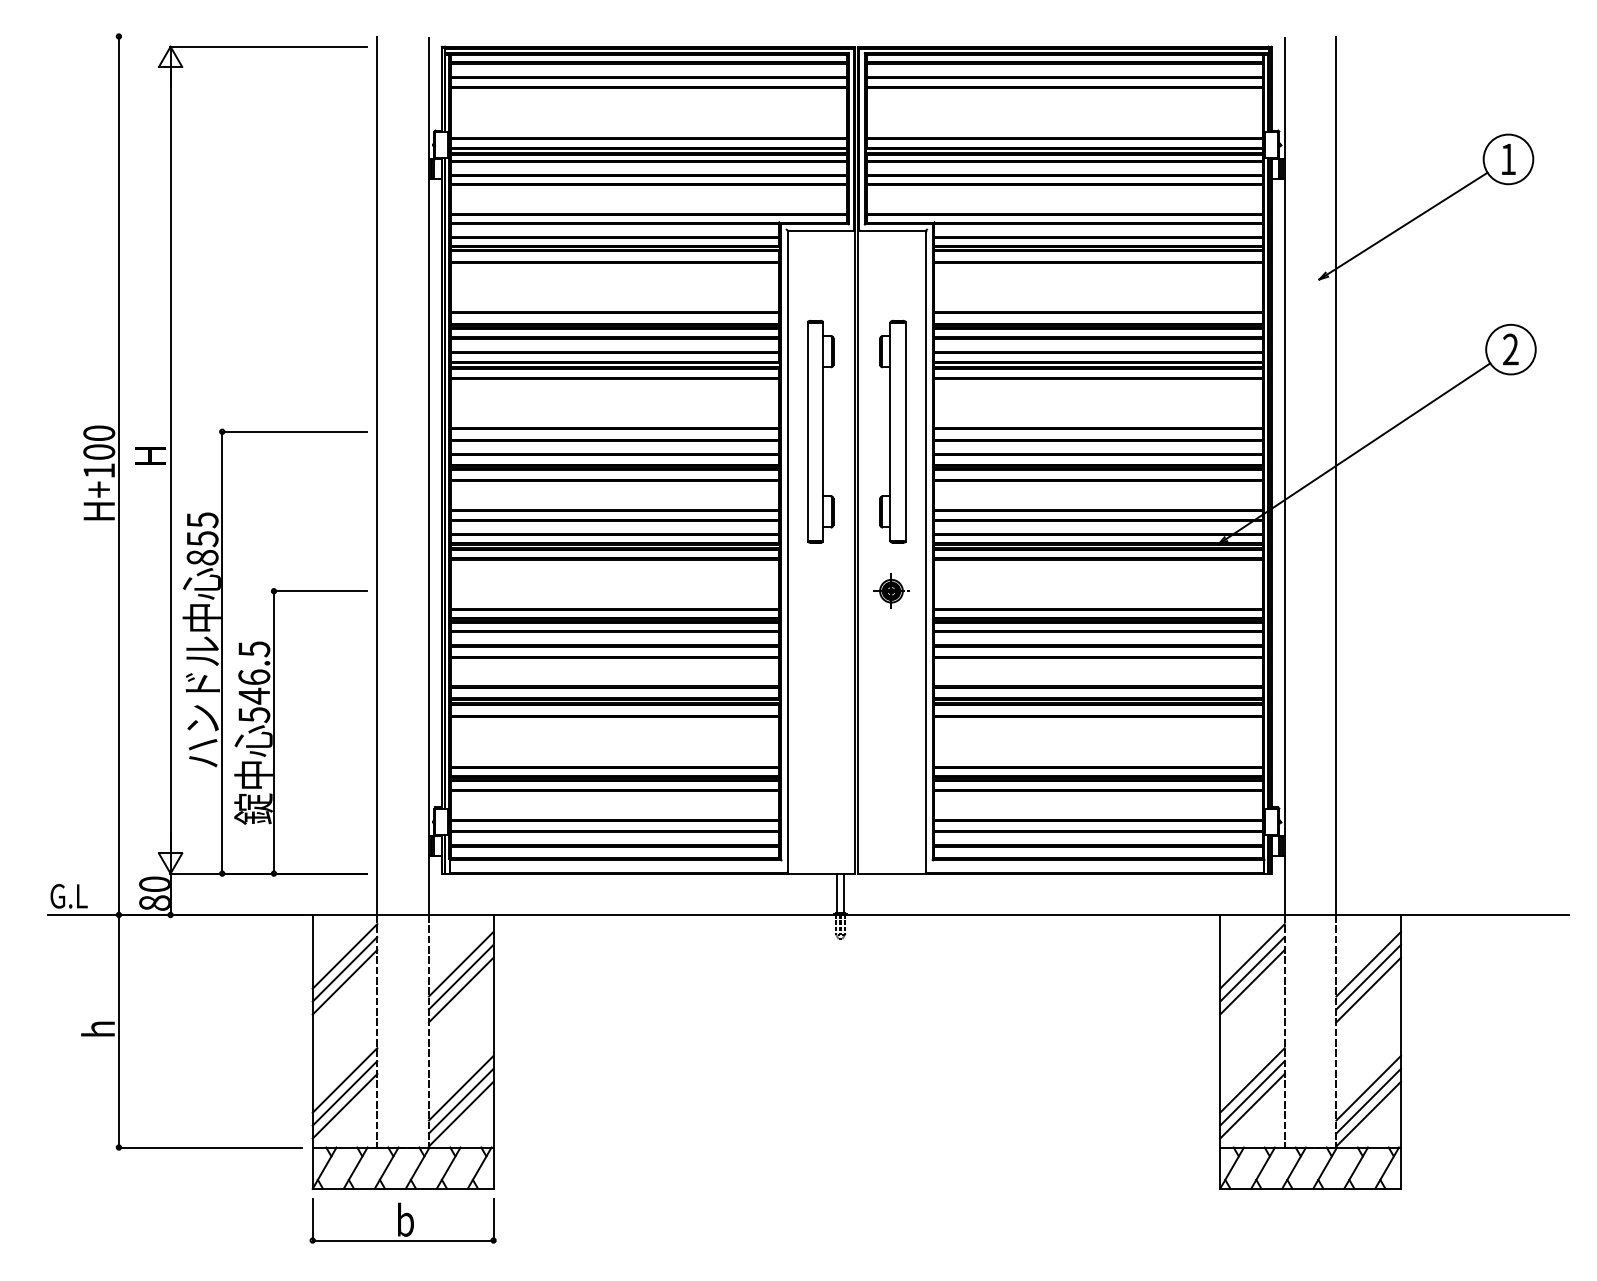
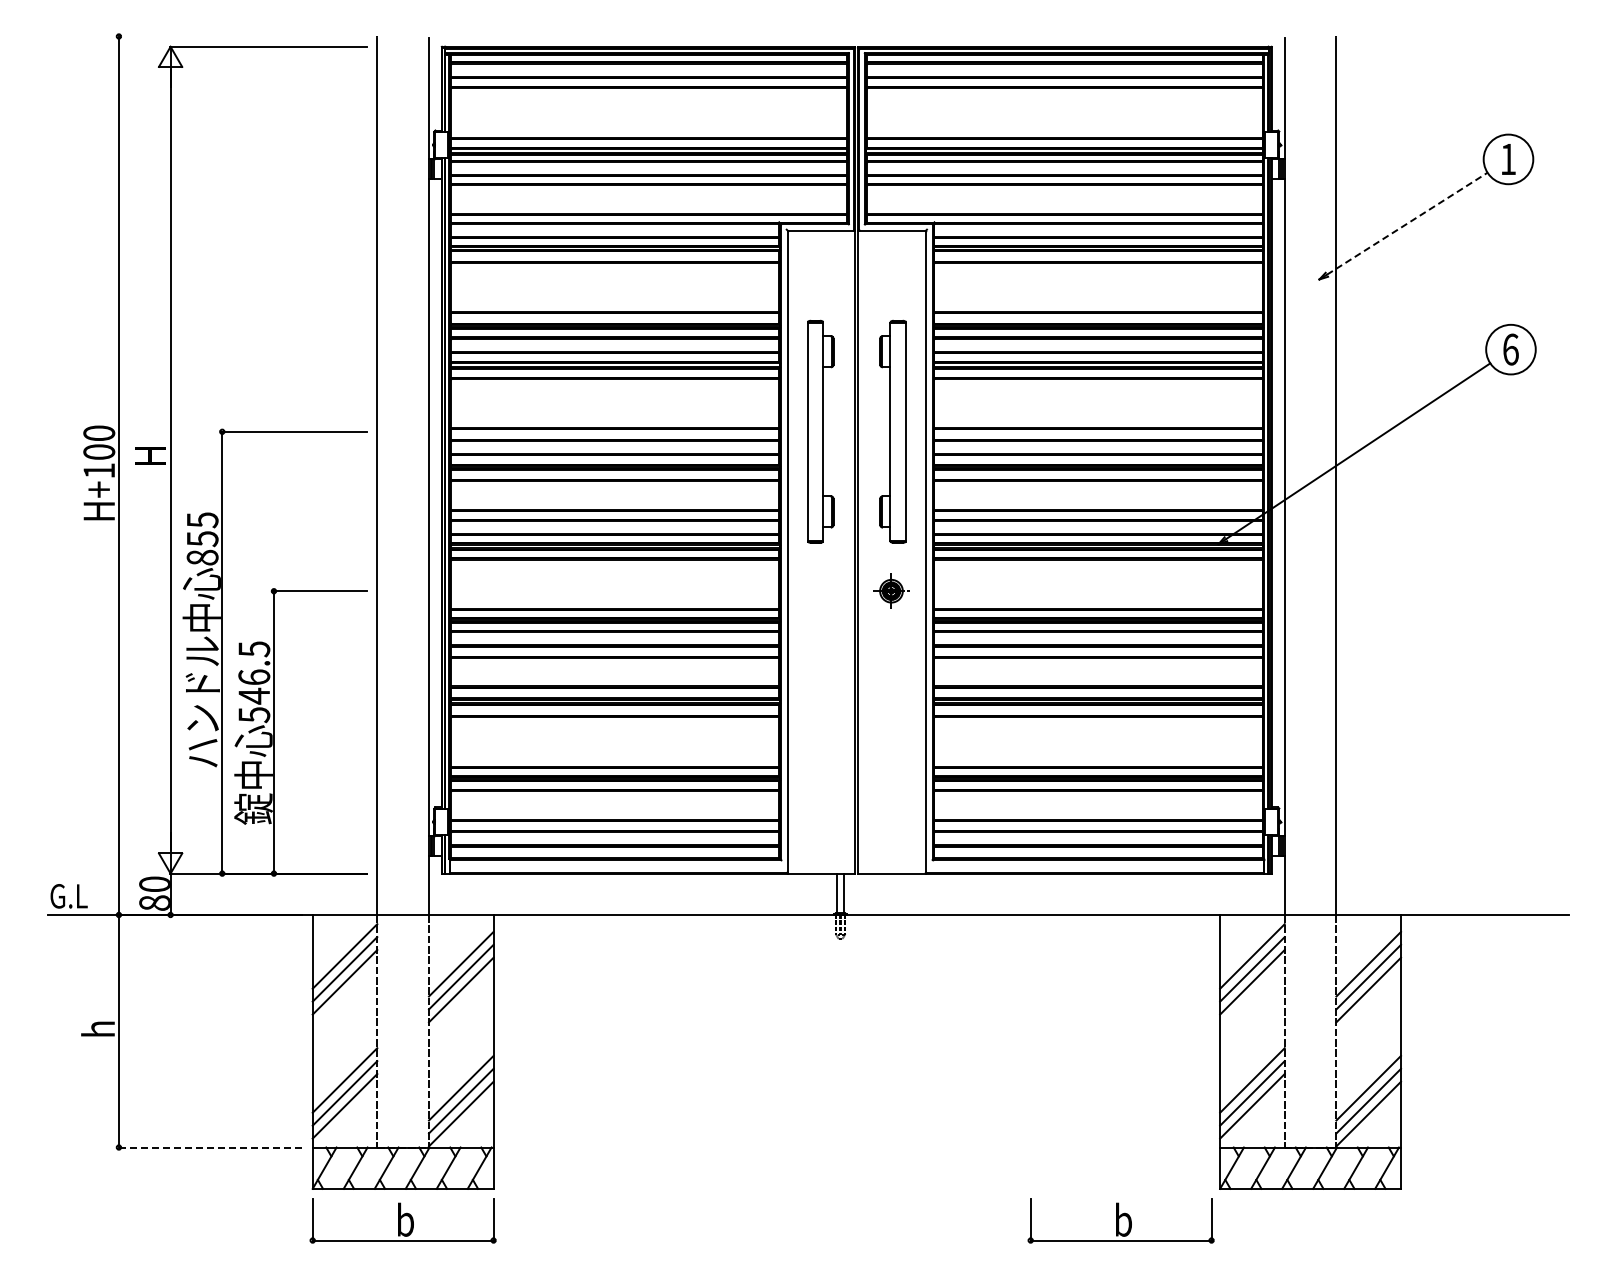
line: solid -> dashed (1407, 223)
text: 2 -> 6 (1510, 349)
line: solid -> dashed (210, 1147)
part: none -> present (1120, 1220)
